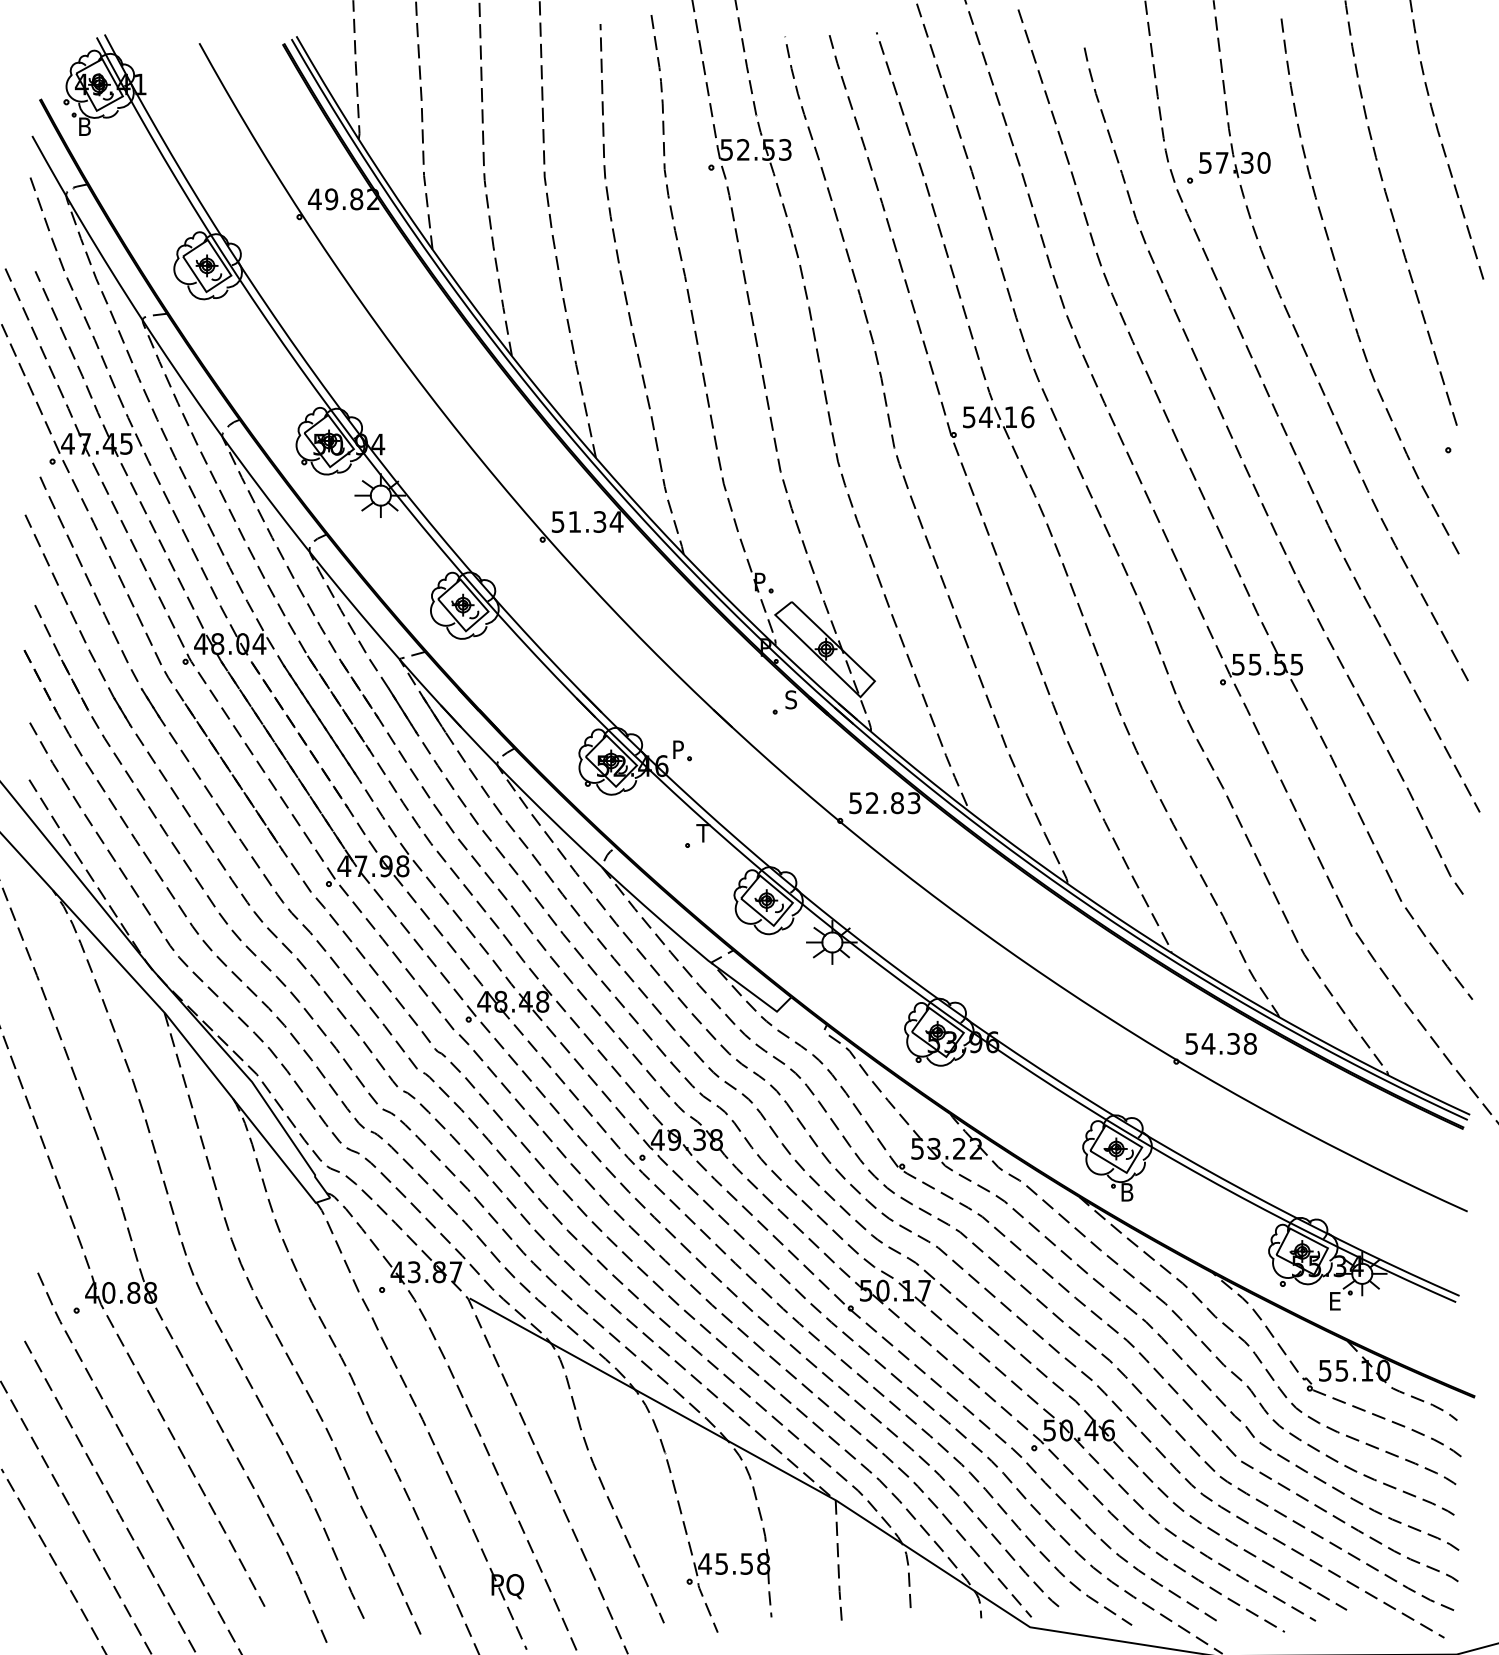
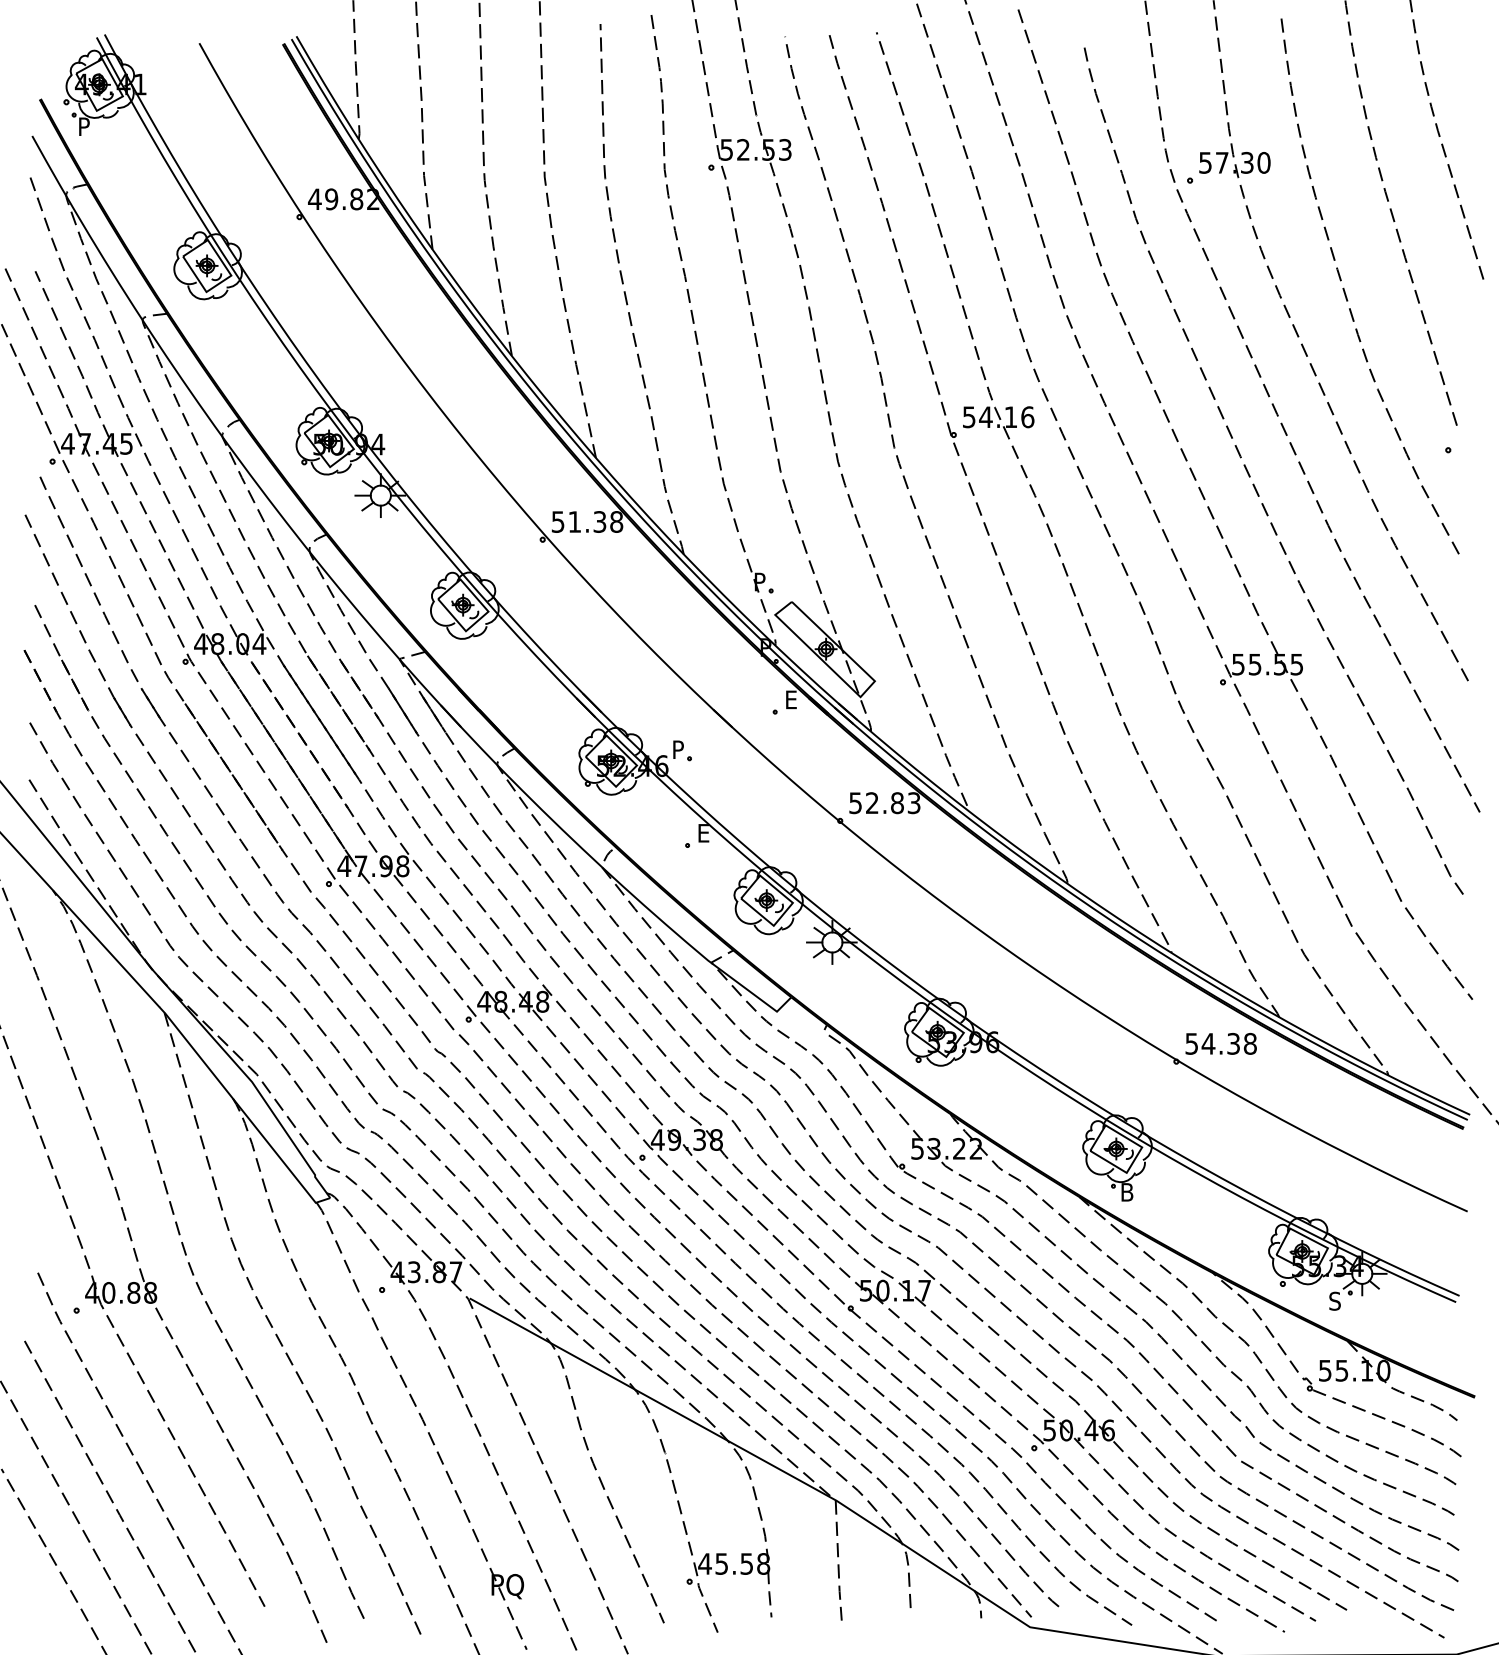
text: B -> P (85, 126)
text: 51.34 -> 51.38 (616, 521)
text: S -> E (790, 699)
text: T -> E (703, 833)
text: E -> S (1334, 1300)
